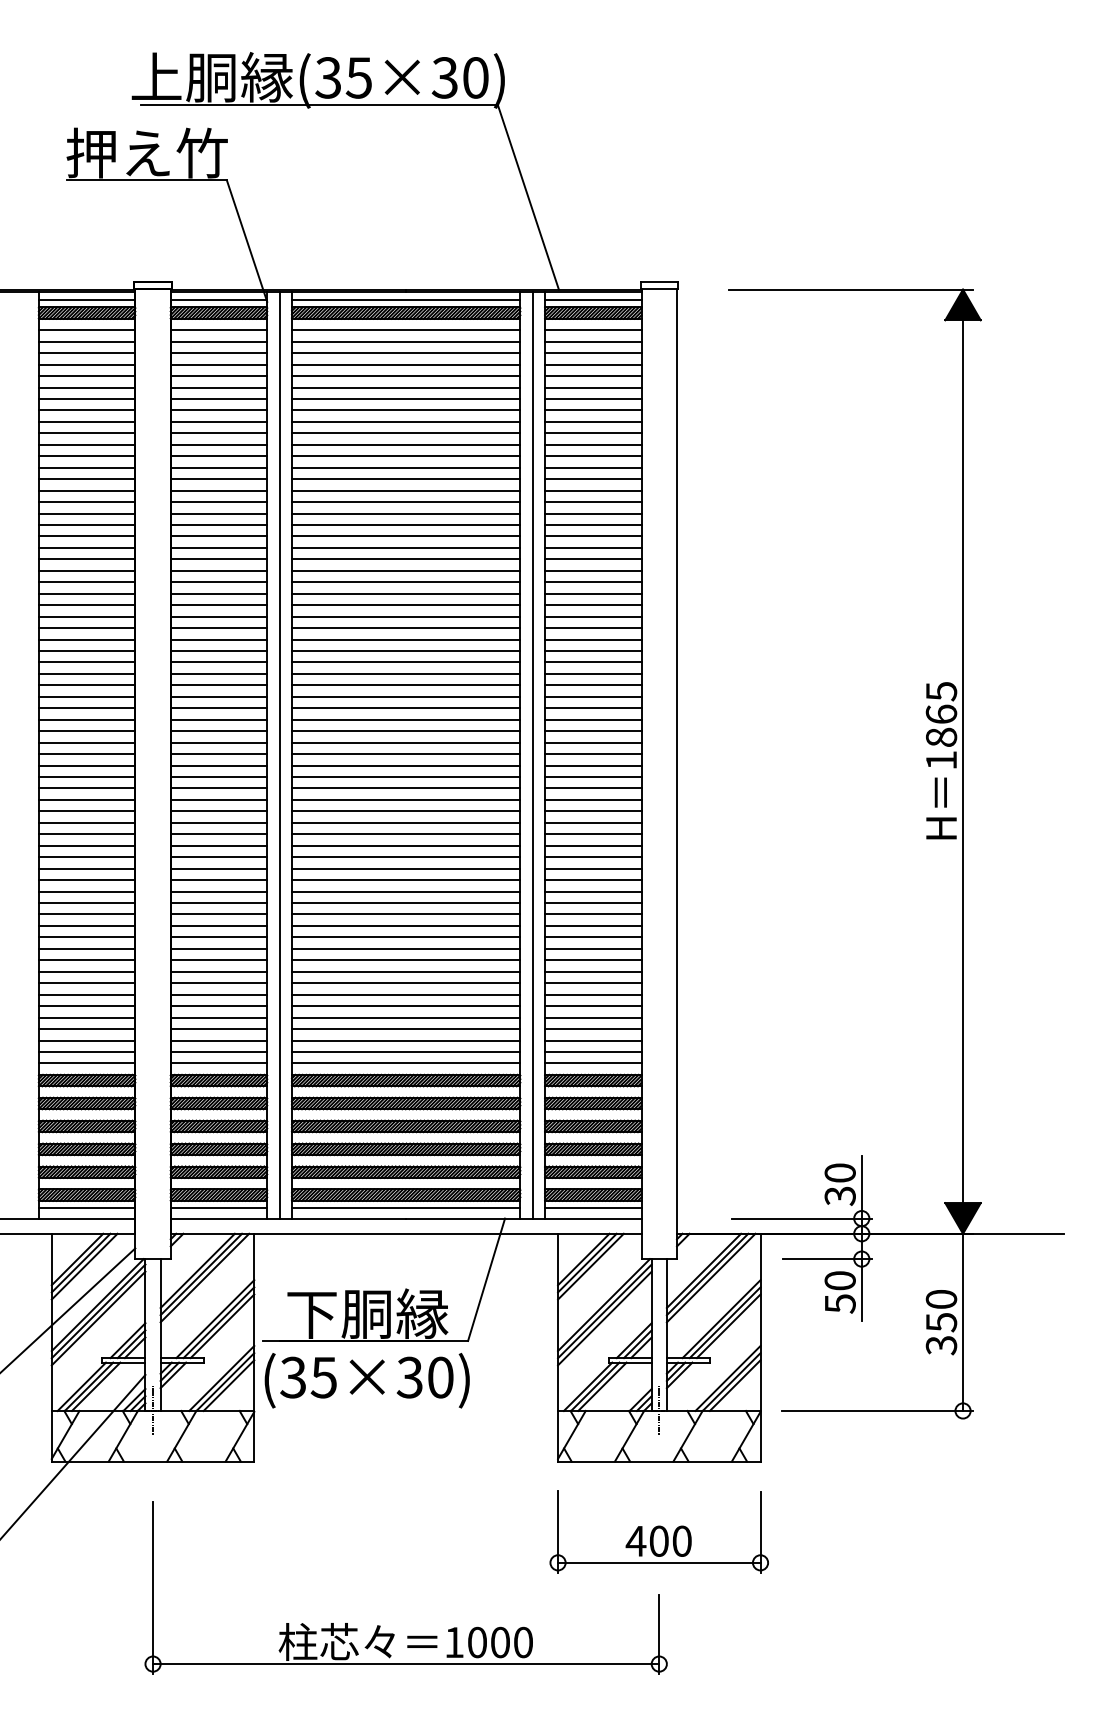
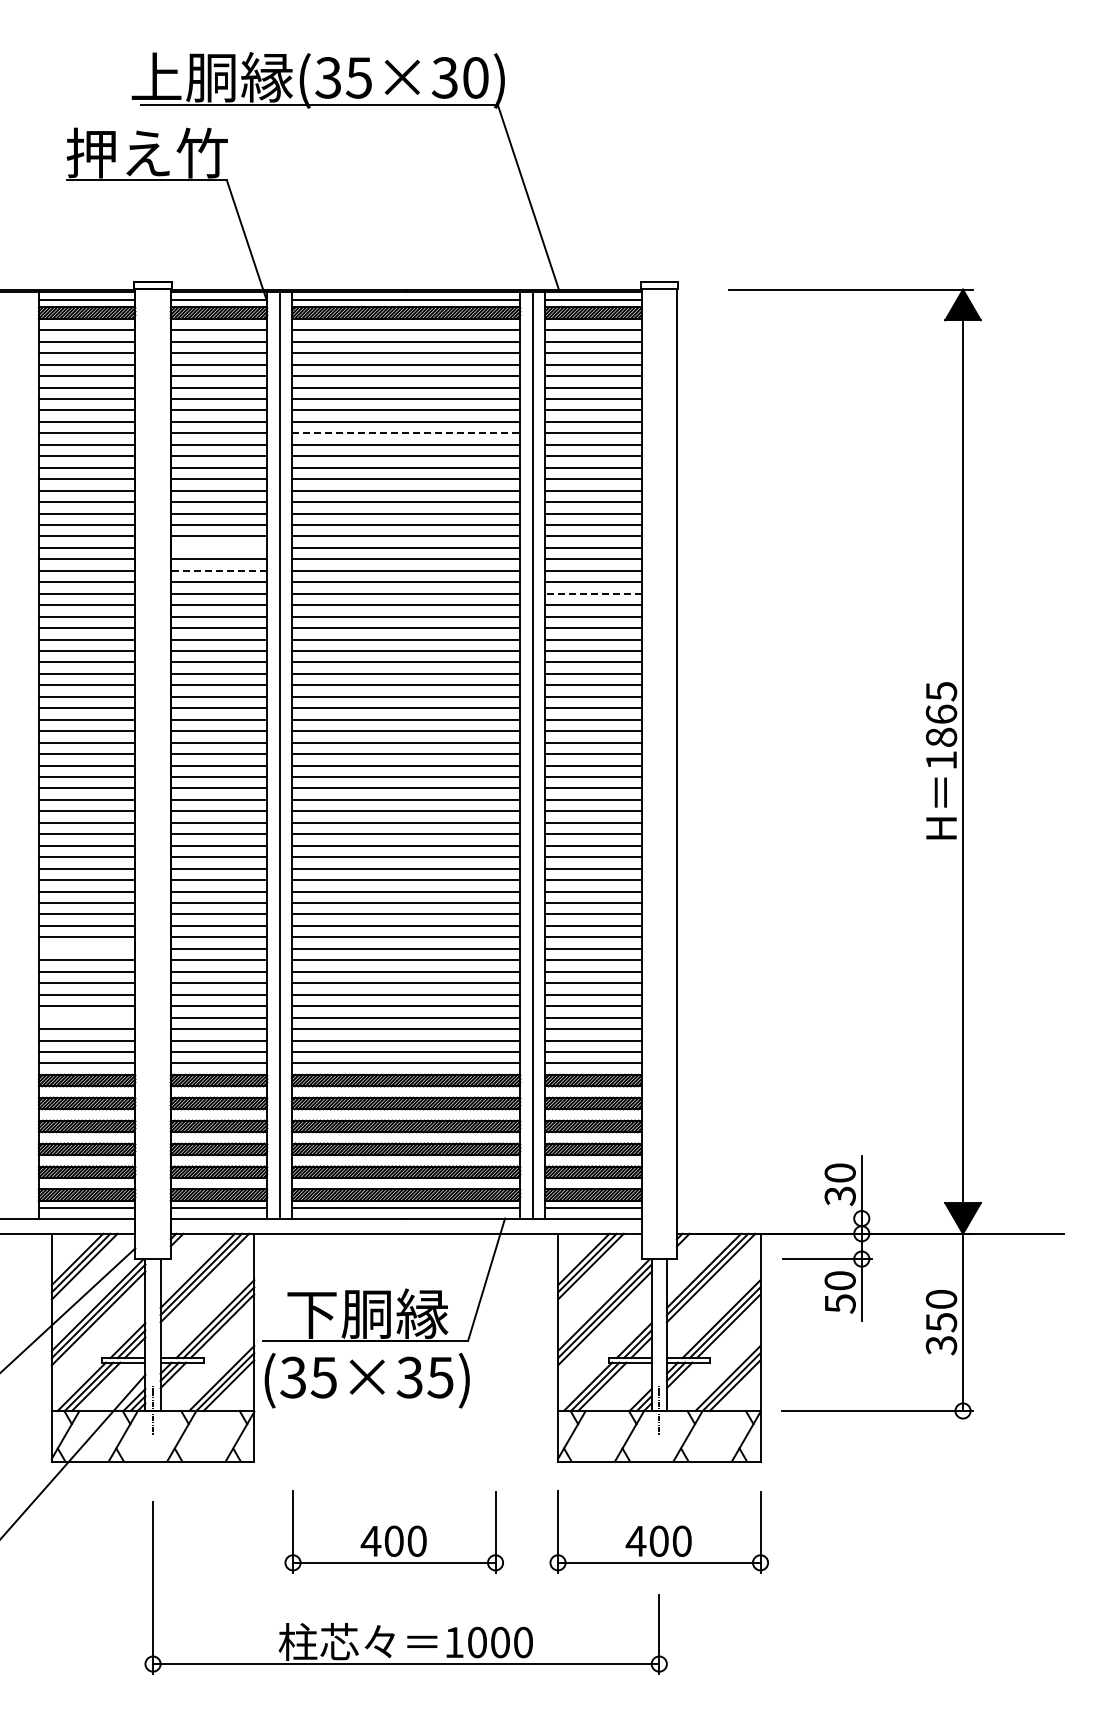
line: solid -> dashed (406, 433)
line: present -> none (218, 547)
line: solid -> dashed (218, 570)
line: solid -> dashed (592, 593)
line: present -> none (86, 948)
line: present -> none (86, 1017)
line: present -> none (801, 1218)
text: (35×30) -> (35×35) (440, 1377)
part: none -> present (393, 1531)
